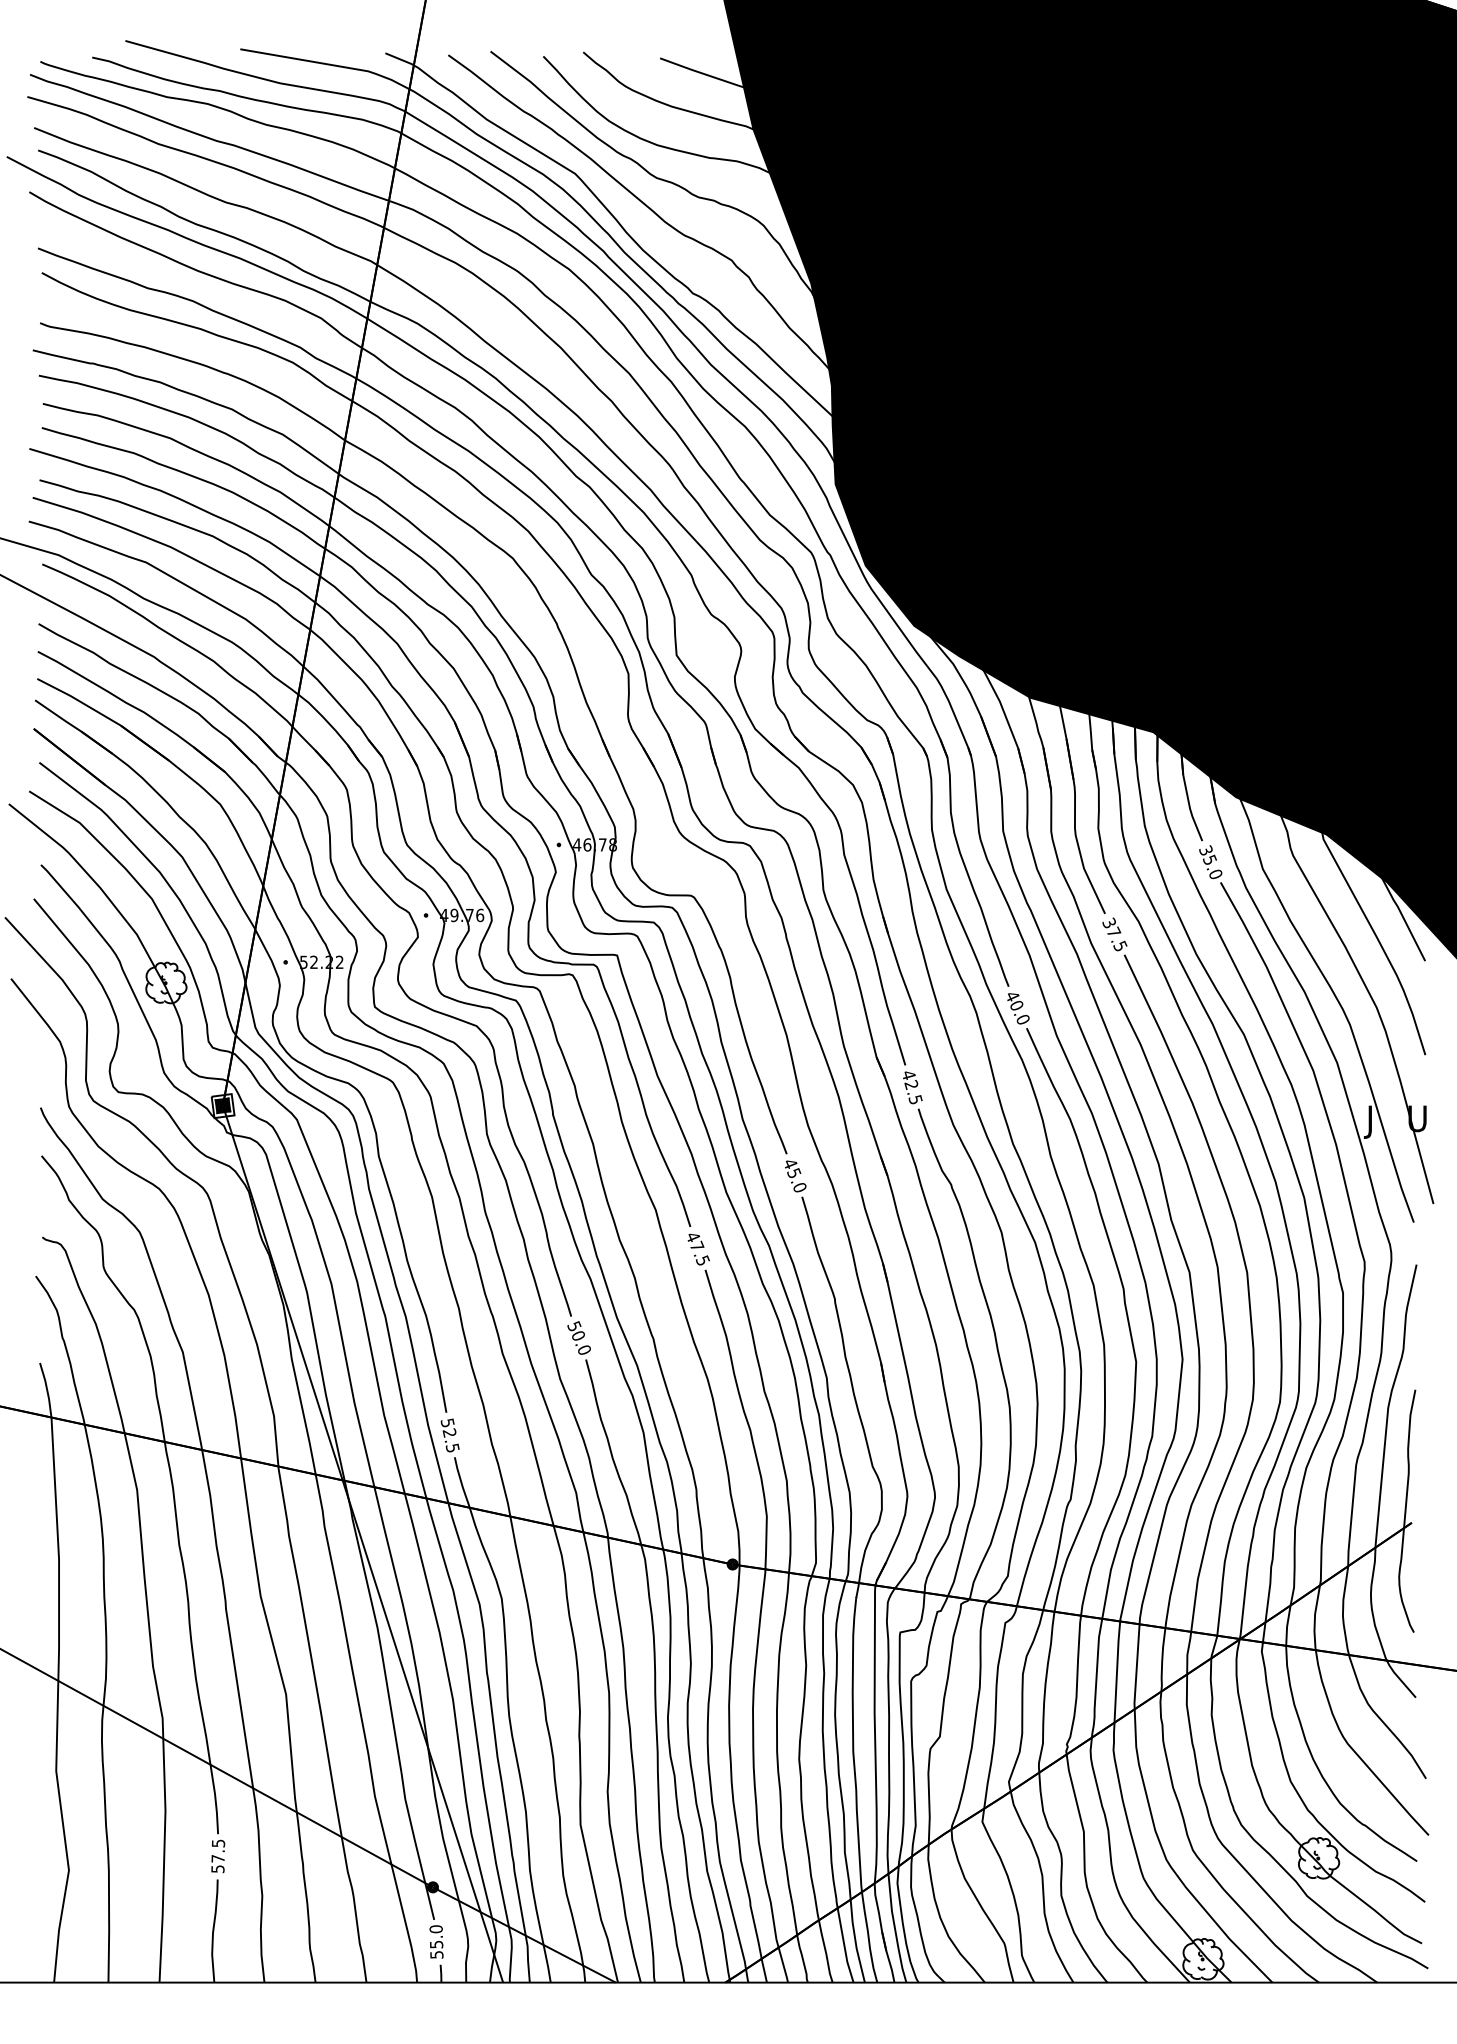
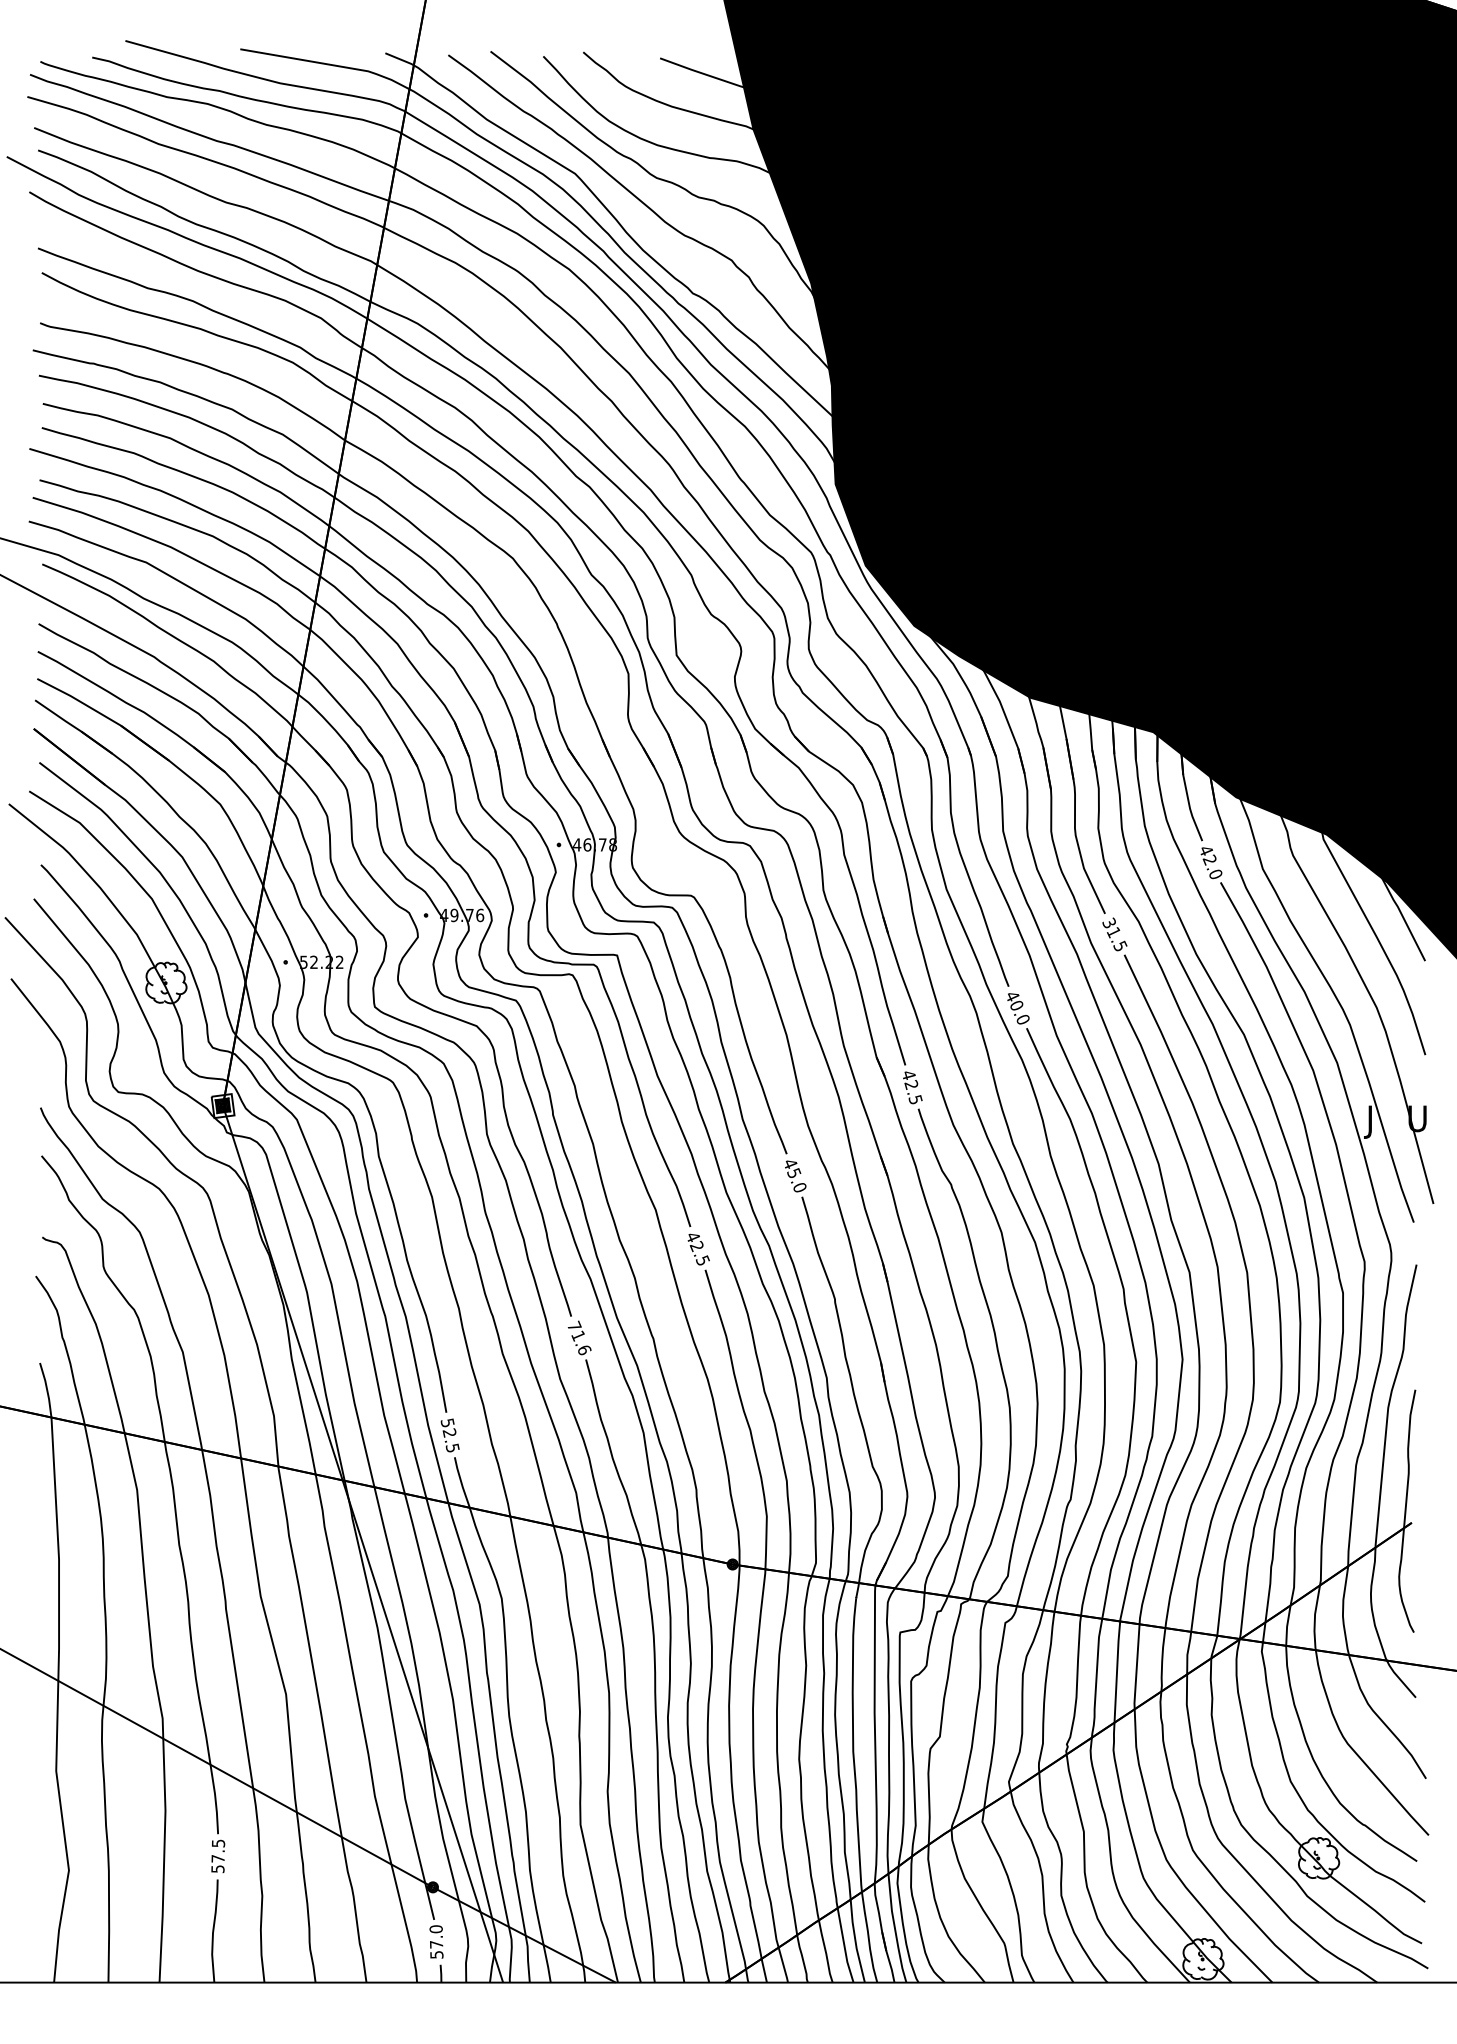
text: 35.0 -> 42.0 (1207, 855)
text: 37.5 -> 31.5 (1114, 932)
text: 47.5 -> 42.5 (696, 1246)
text: 50.0 -> 71.6 (579, 1337)
text: 55.0 -> 57.0 (436, 1944)
